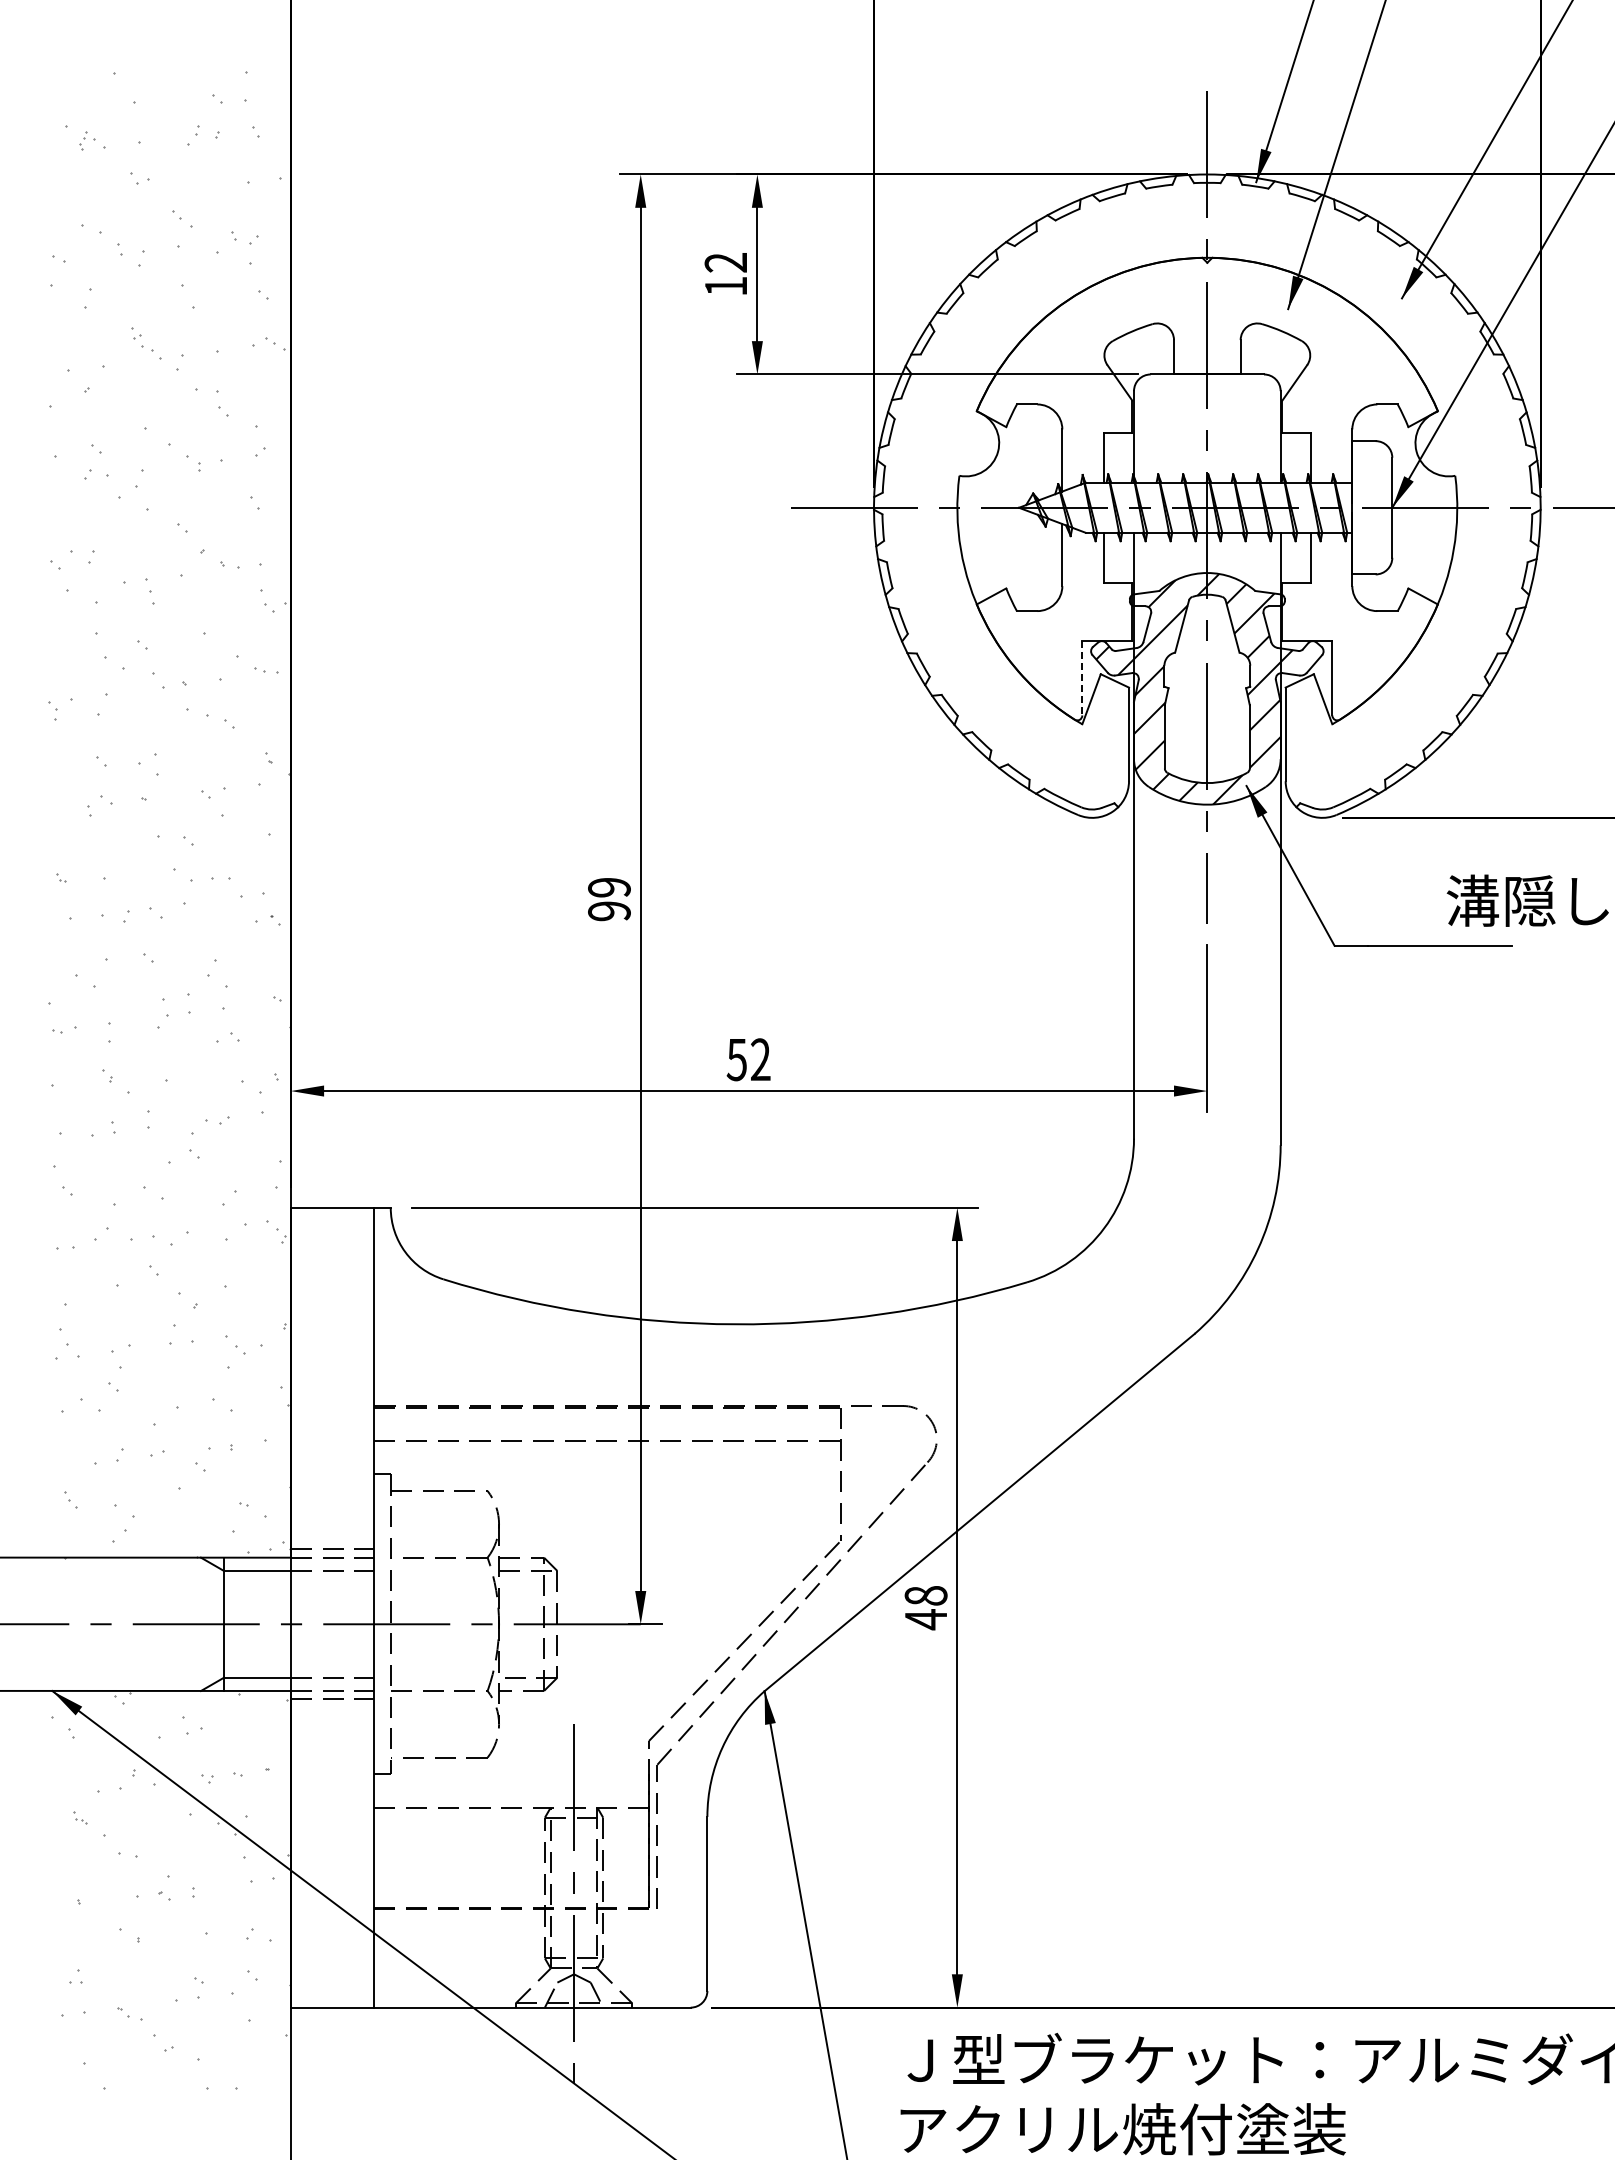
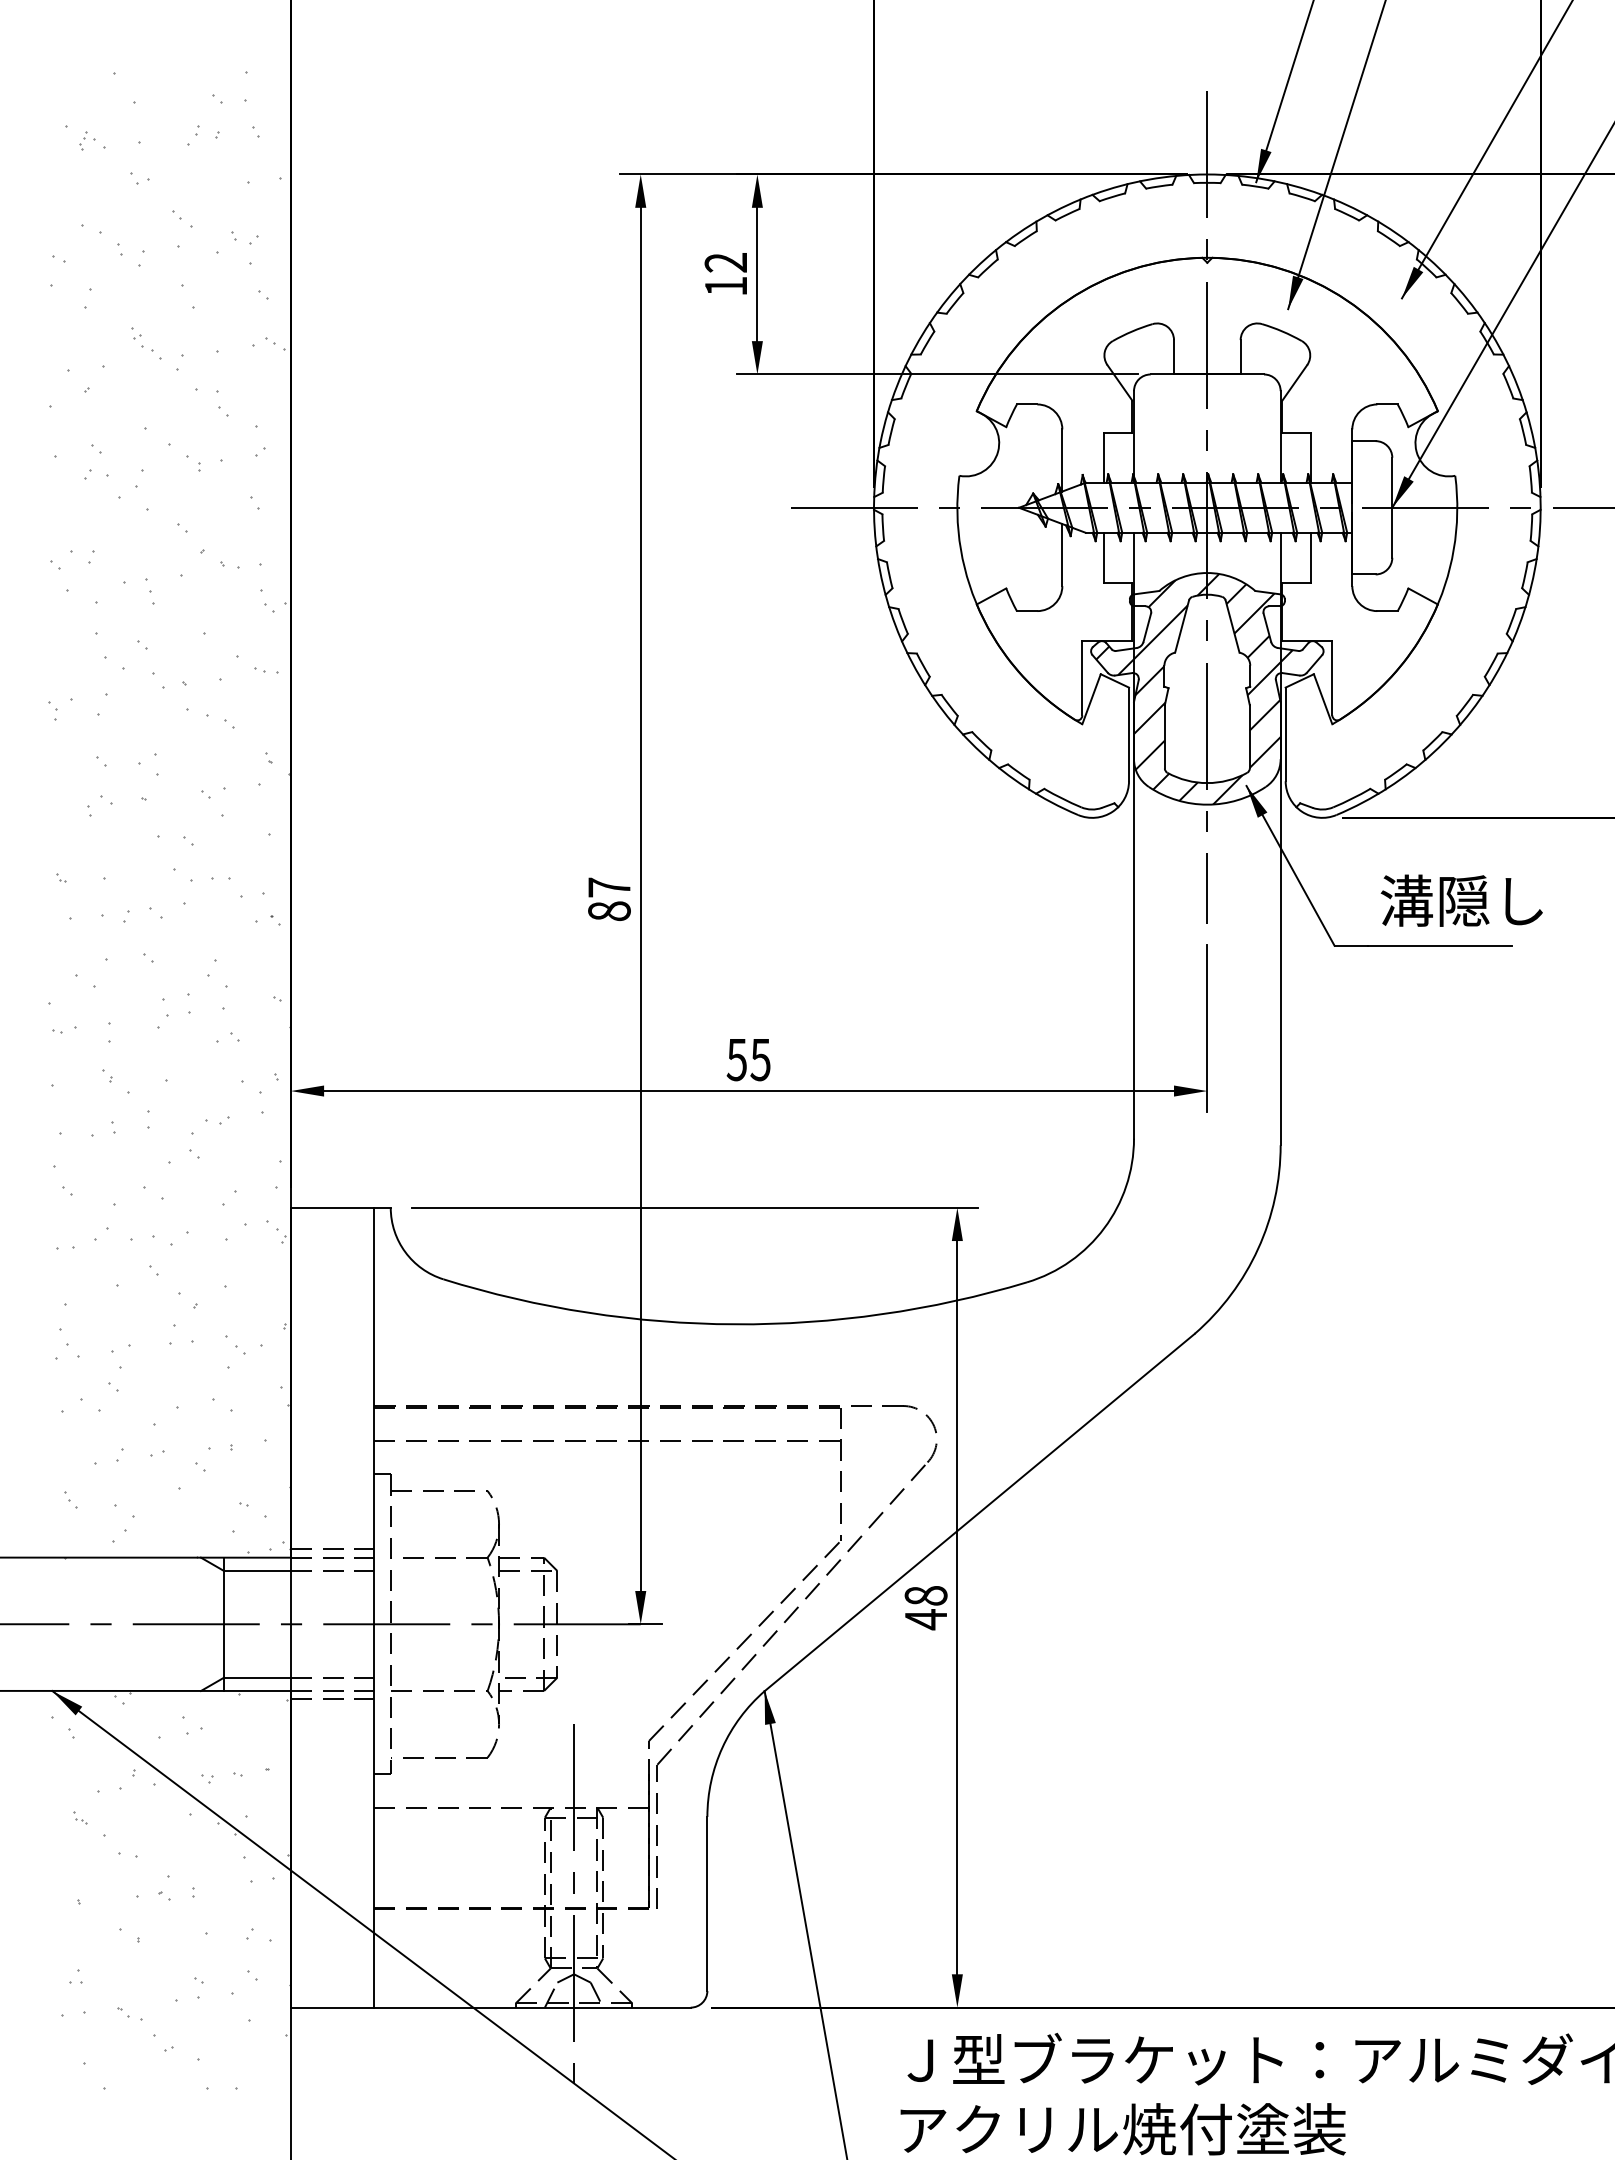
line: dashed -> solid (1082, 678)
text: 99 -> 87 (609, 899)
text position: (1527, 900) -> (1461, 900) (1461, 900)
text: 52 -> 55 (760, 1059)
